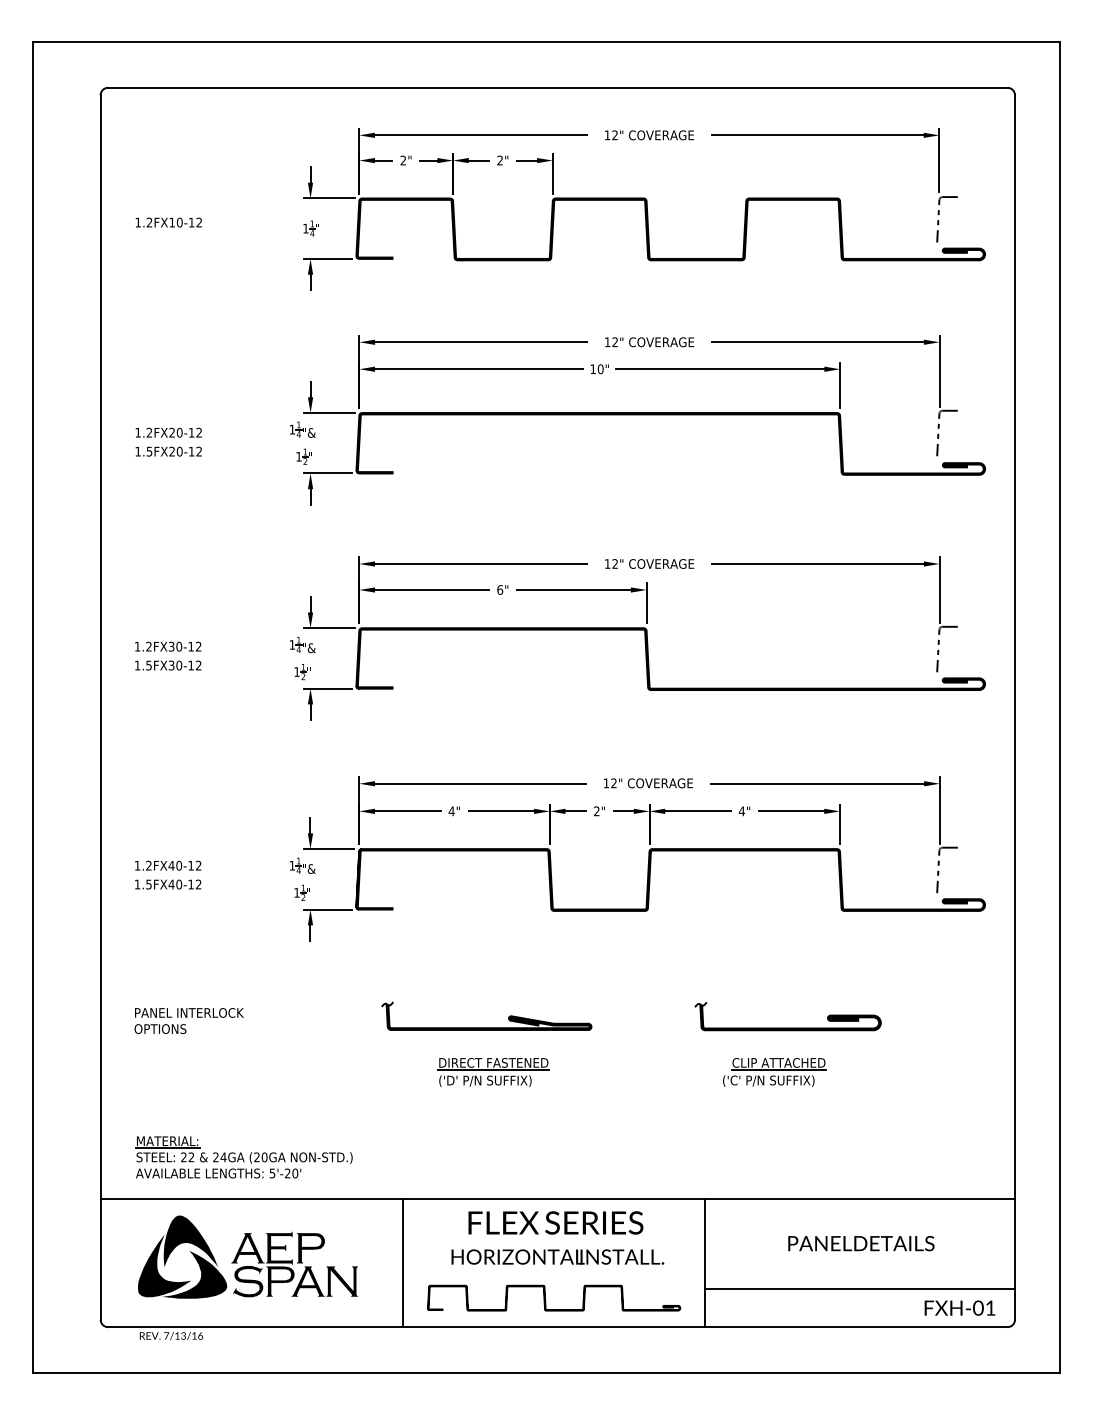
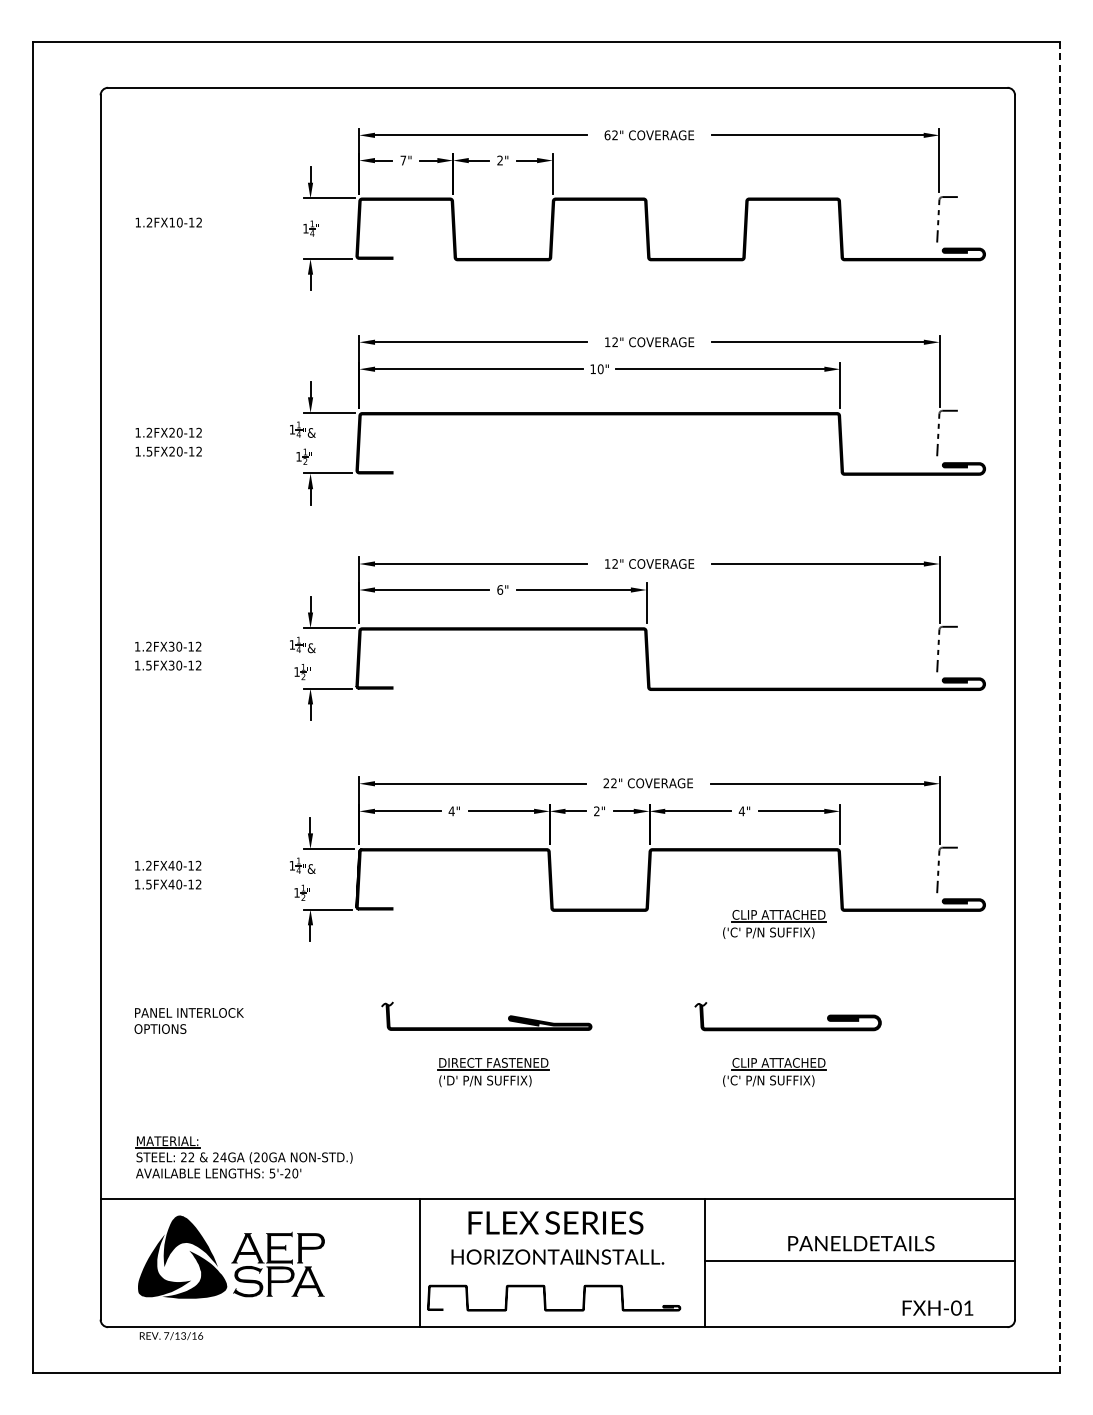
text: 12" -> 62" (607, 135)
text: 2" -> 7" (403, 160)
line: solid -> dashed (1060, 707)
text: 12" -> 22" (605, 782)
part: none -> present (774, 924)
line position: (402, 1262) -> (419, 1262) (419, 1262)
fill: present -> none (341, 1281)
line position: (860, 1289) -> (860, 1261) (860, 1261)
text position: (959, 1307) -> (937, 1307) (937, 1307)
